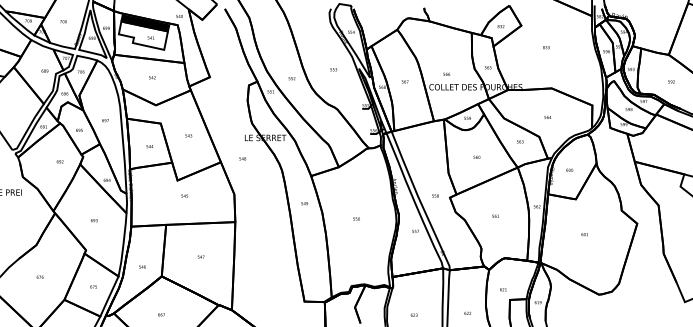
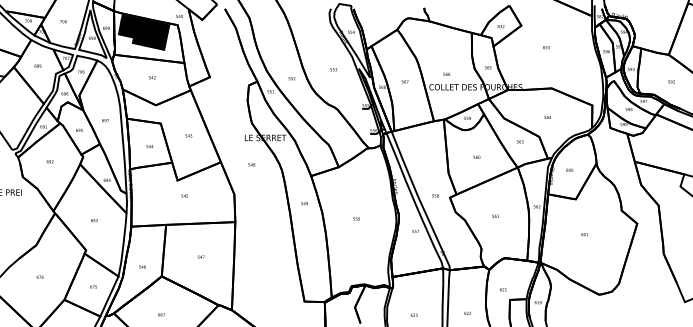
fill: none -> present (142, 35)
text position: (44, 70) -> (37, 65) (37, 65)
text position: (242, 158) -> (251, 164) (251, 164)
text position: (59, 161) -> (49, 161) (49, 161)
